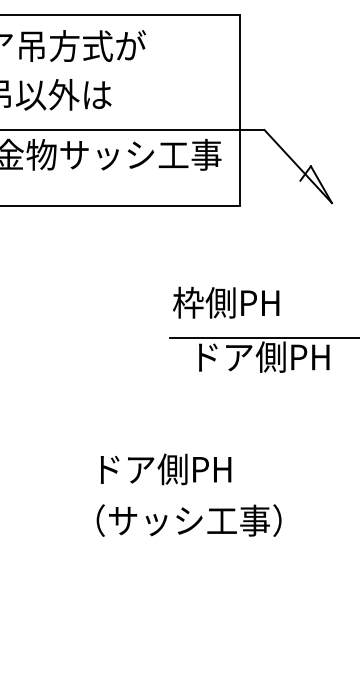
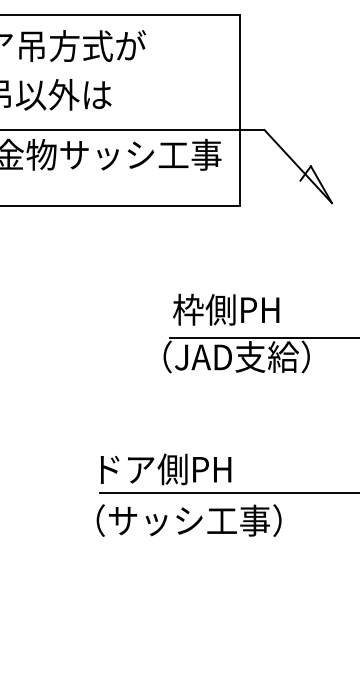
text position: (226, 302) -> (226, 309) (226, 309)
text: ドア側PH -> （JAD支給） (246, 356)
line: none -> present (228, 493)
